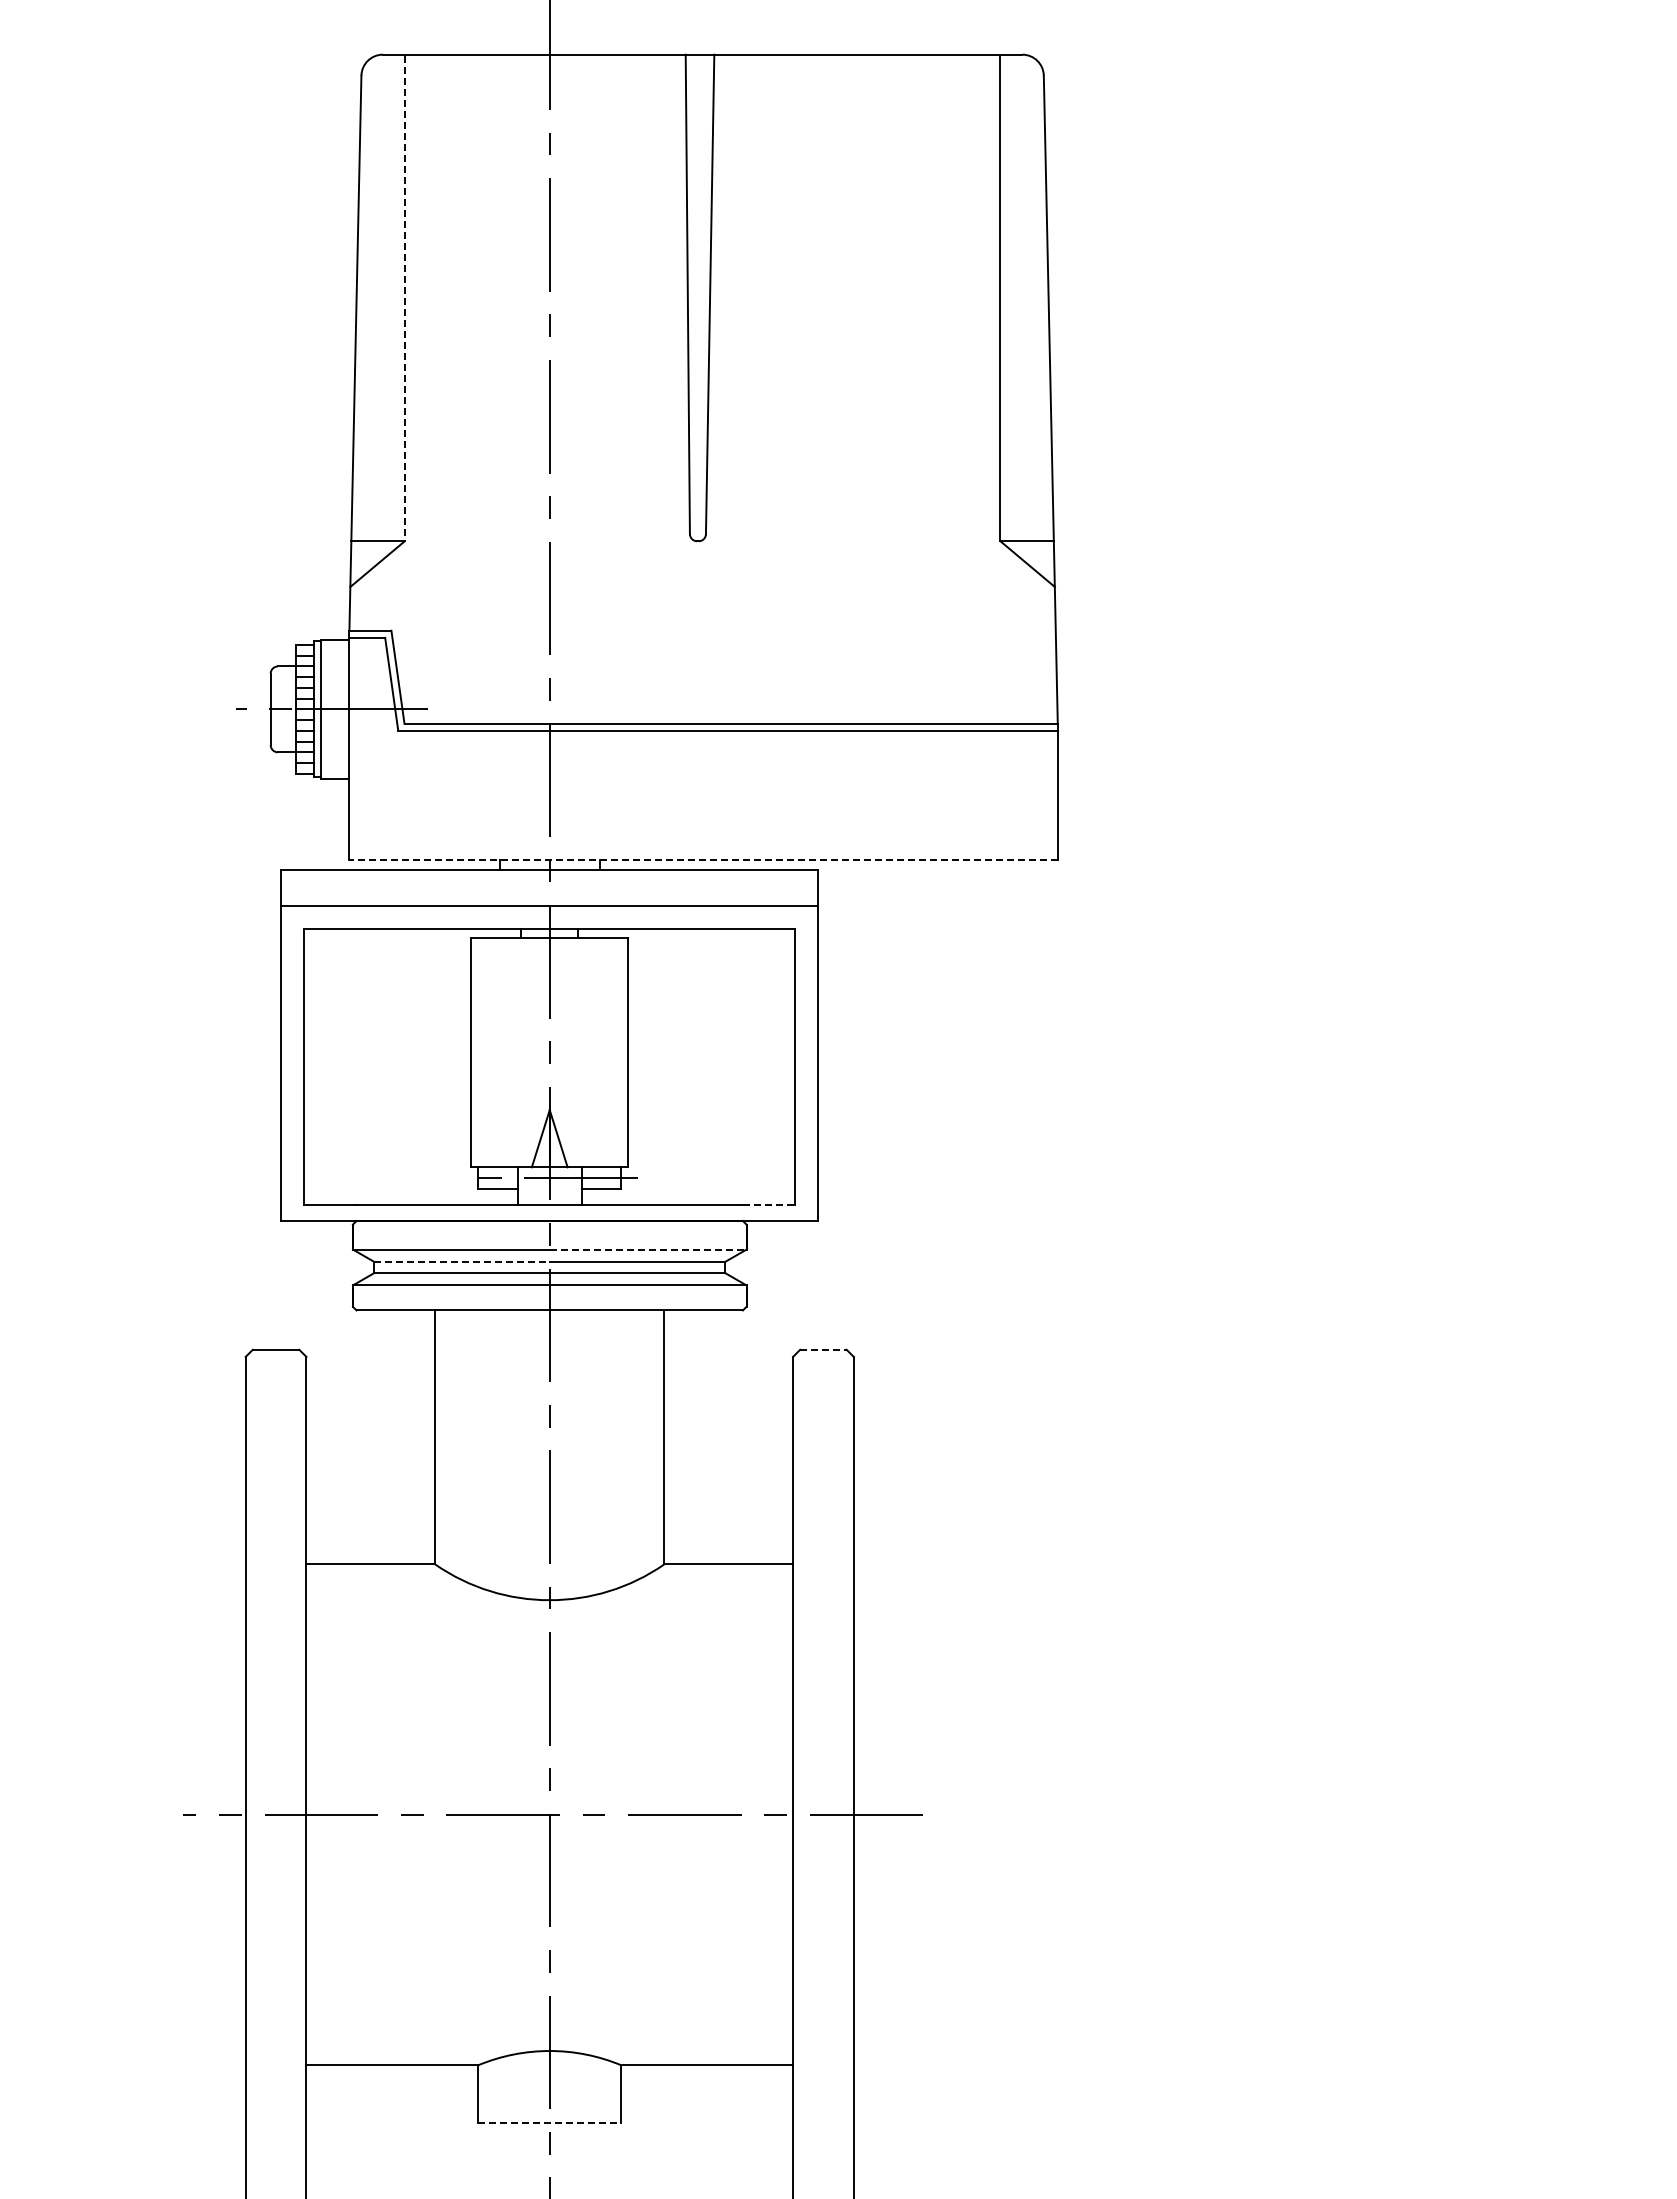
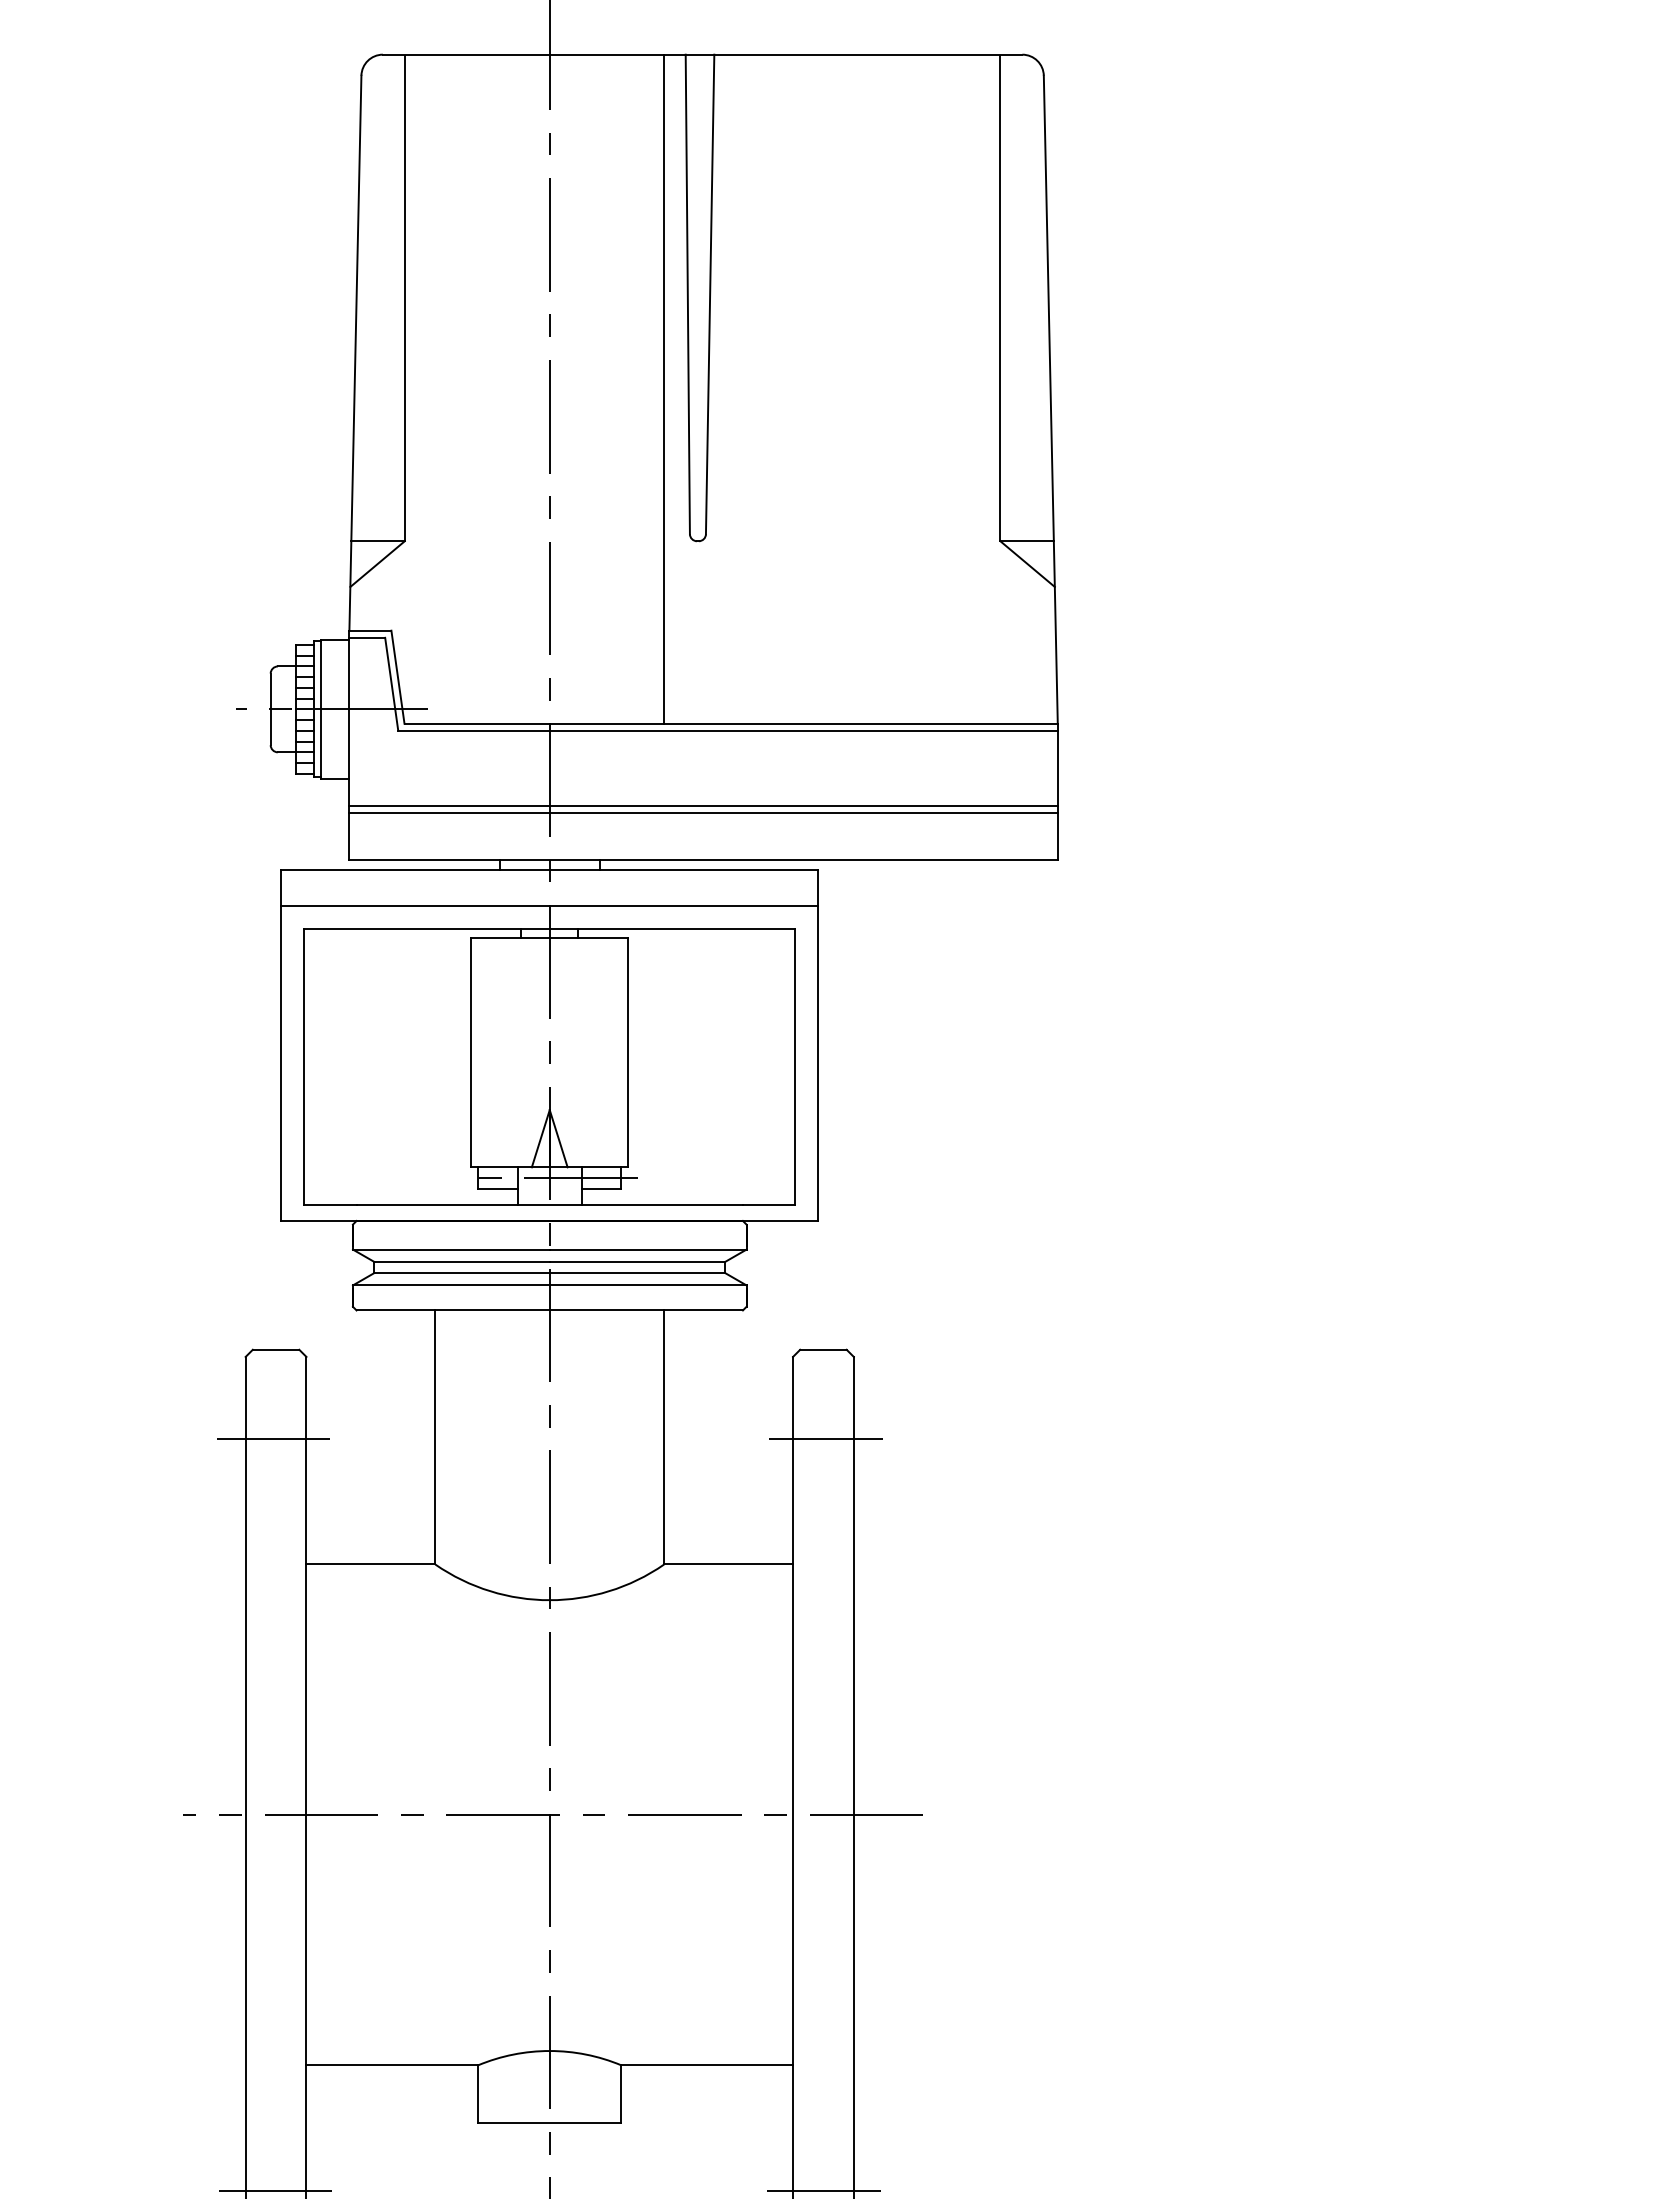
line: dashed -> solid (404, 298)
line: none -> present (664, 388)
line: none -> present (703, 805)
line: none -> present (703, 813)
line: dashed -> solid (703, 859)
line: dashed -> solid (769, 1205)
line: dashed -> solid (648, 1249)
line: dashed -> solid (462, 1261)
line: dashed -> solid (823, 1349)
line: none -> present (277, 1439)
line: none -> present (821, 1439)
line: dashed -> solid (549, 2122)
line: none -> present (278, 2190)
line: none -> present (820, 2190)
